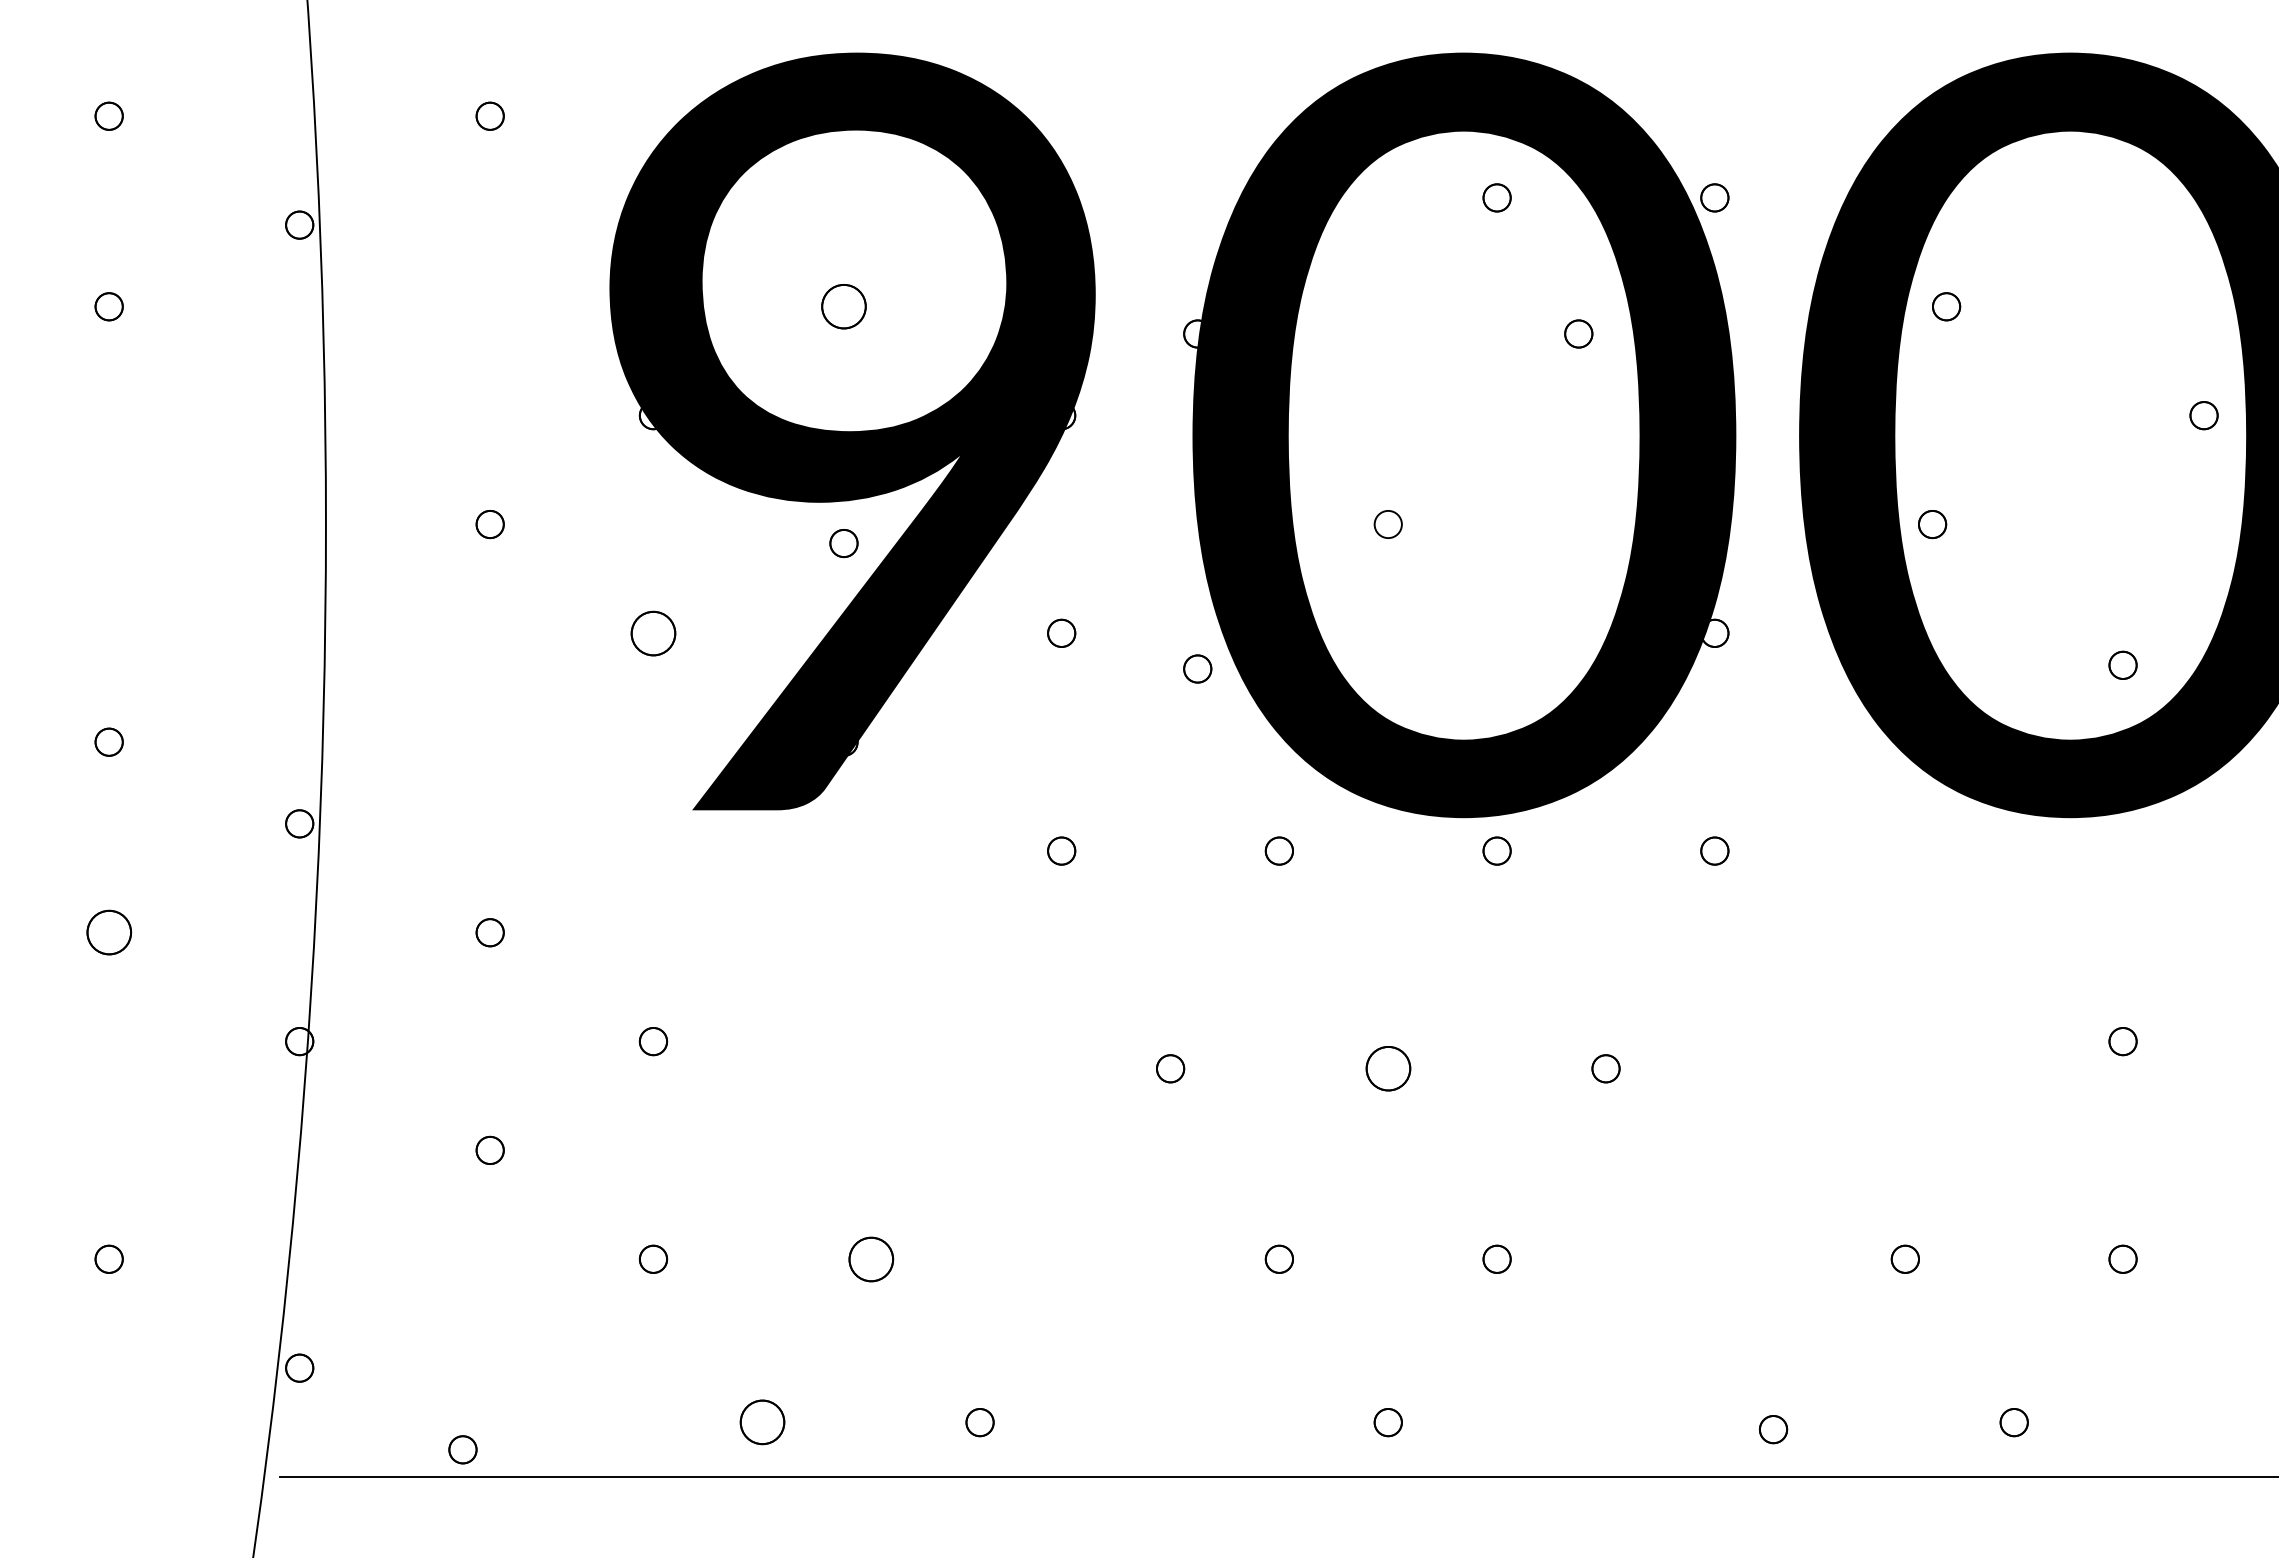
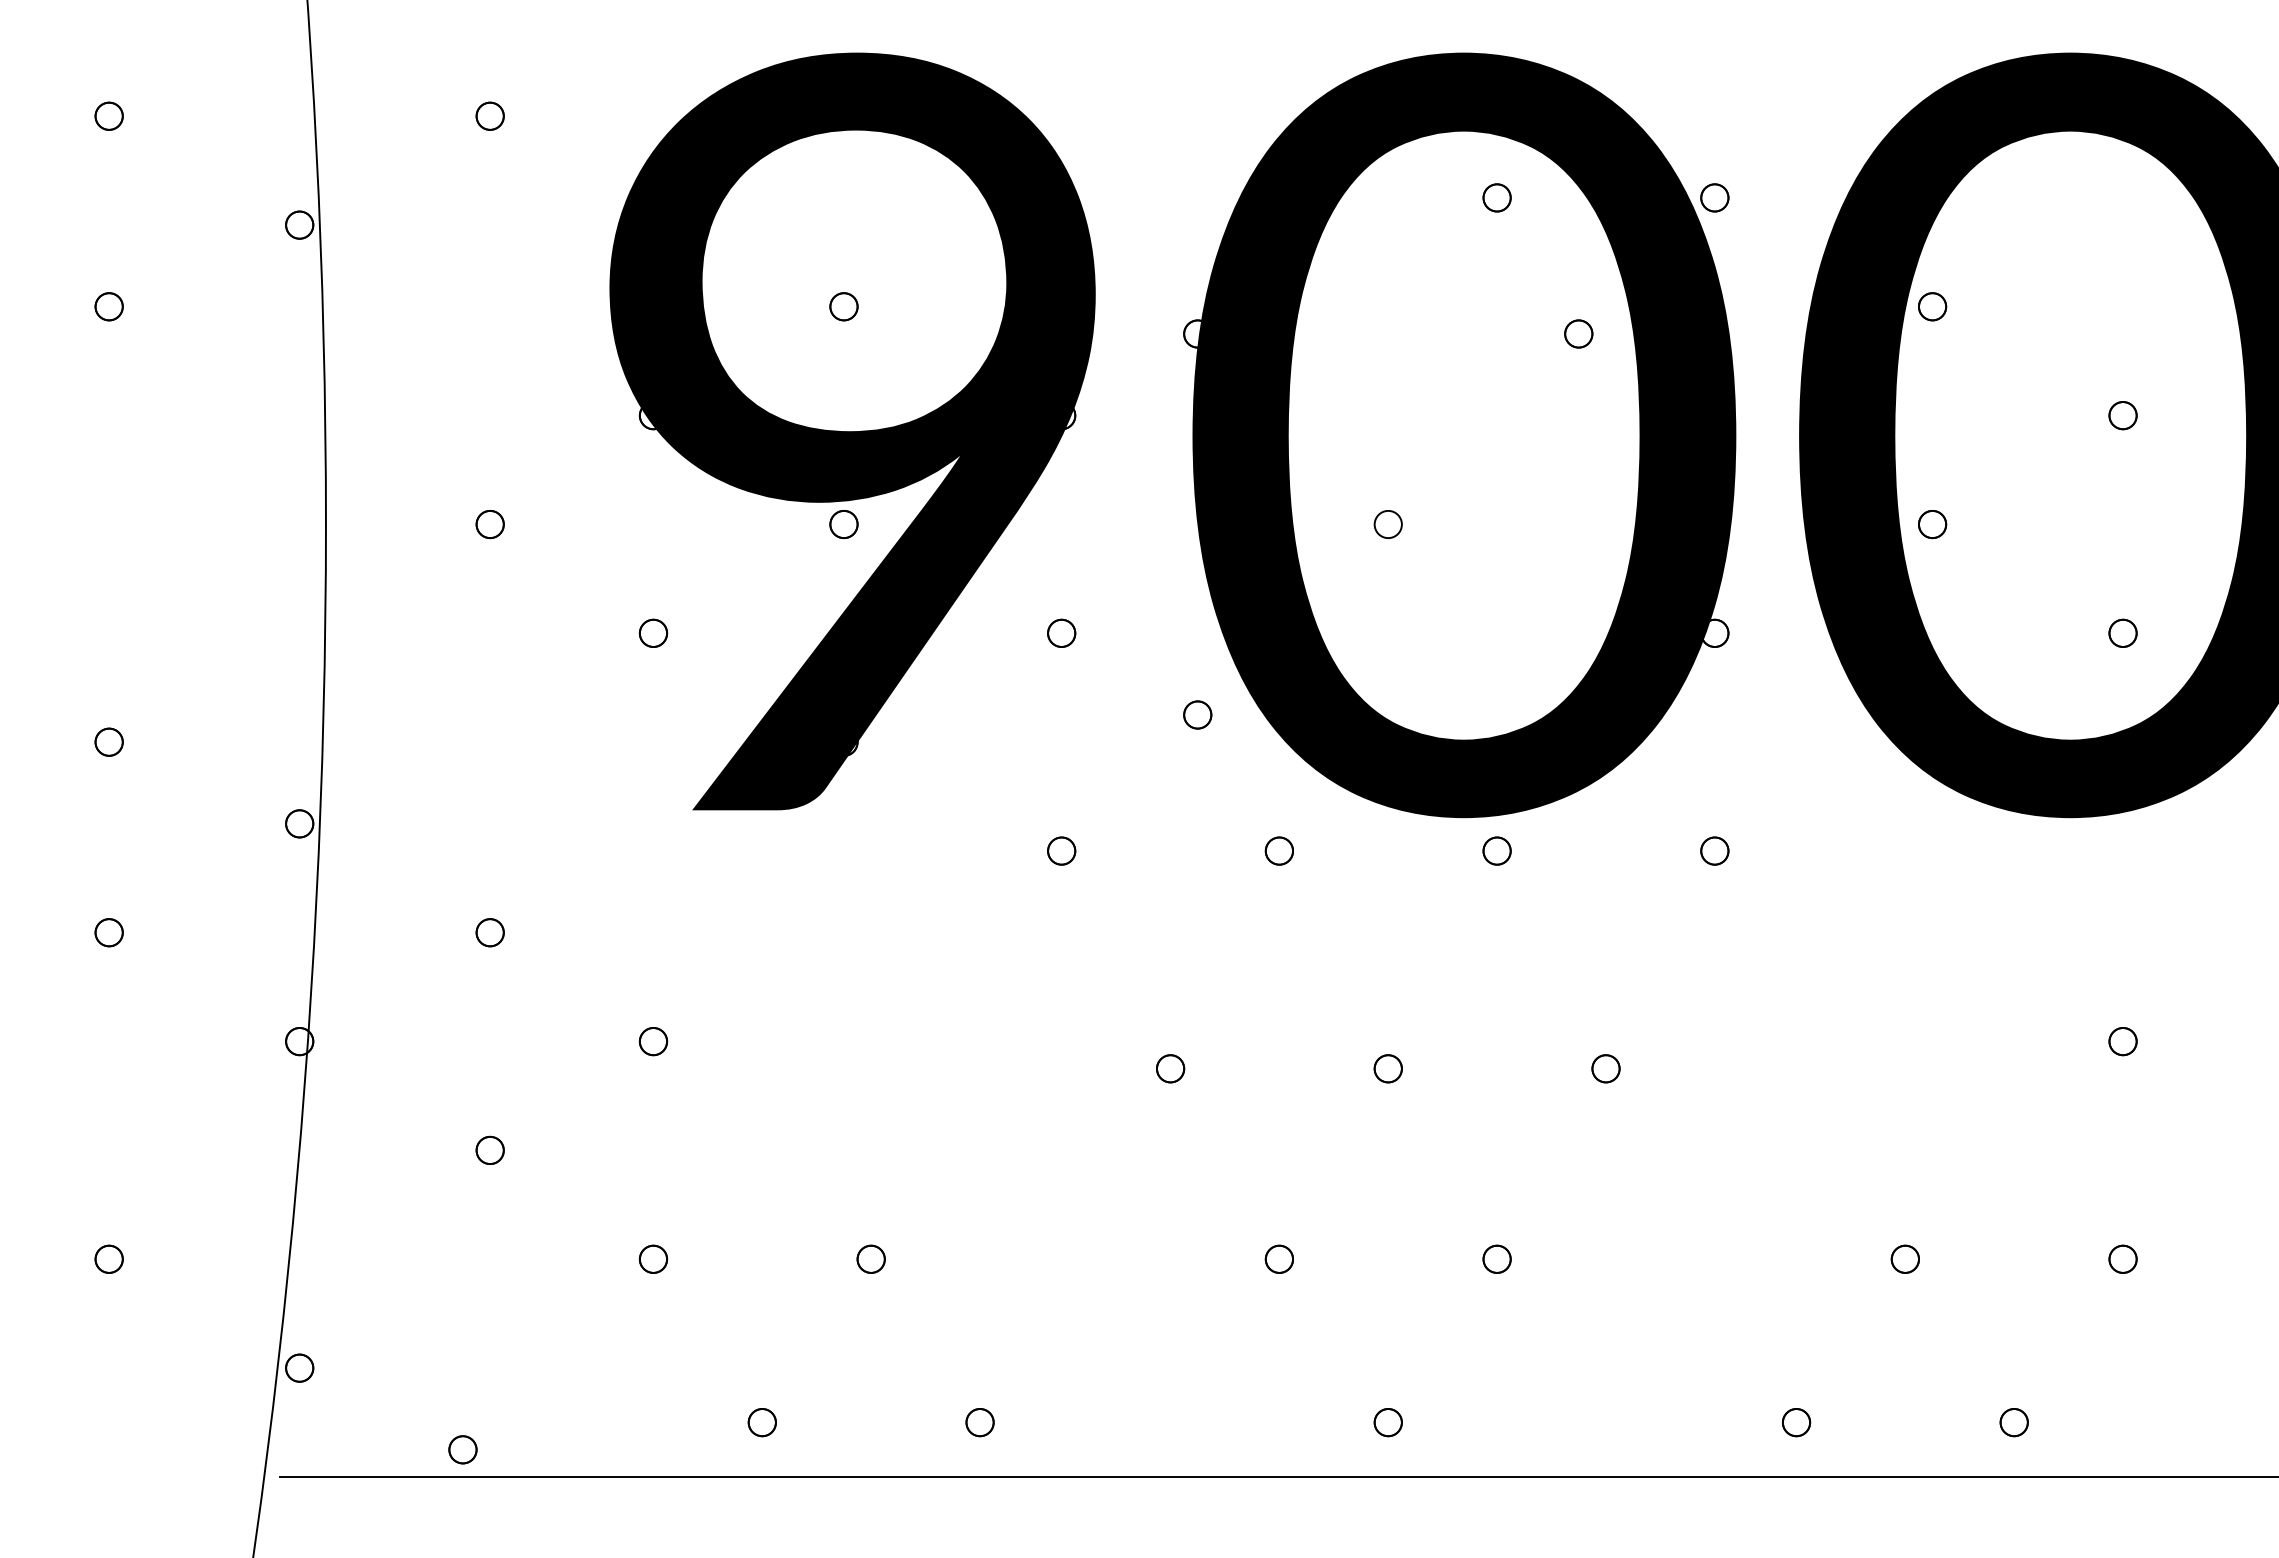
part size: 46x46 px -> 30x30 px (843, 306)
part position: (1946, 306) -> (1932, 306) (1932, 306)
part position: (2203, 415) -> (2122, 415) (2122, 415)
part position: (843, 543) -> (843, 524) (843, 524)
part size: 47x47 px -> 31x30 px (653, 632)
part position: (2122, 664) -> (2122, 632) (2122, 632)
part position: (1197, 668) -> (1197, 714) (1197, 714)
part size: 47x47 px -> 30x30 px (108, 932)
part size: 47x46 px -> 30x30 px (1387, 1068)
part size: 47x47 px -> 30x30 px (870, 1258)
part size: 47x47 px -> 30x30 px (761, 1422)
part position: (1773, 1429) -> (1796, 1422) (1796, 1422)
